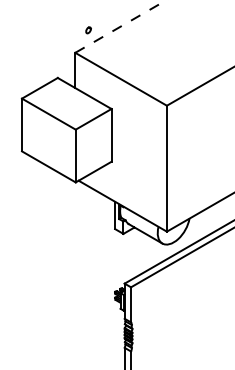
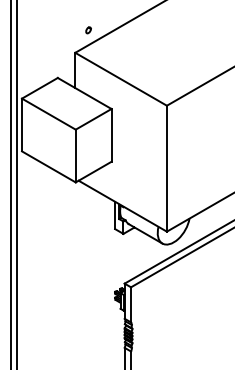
line: dashed -> solid (121, 26)
line: none -> present (10, 184)
line: none -> present (17, 184)
